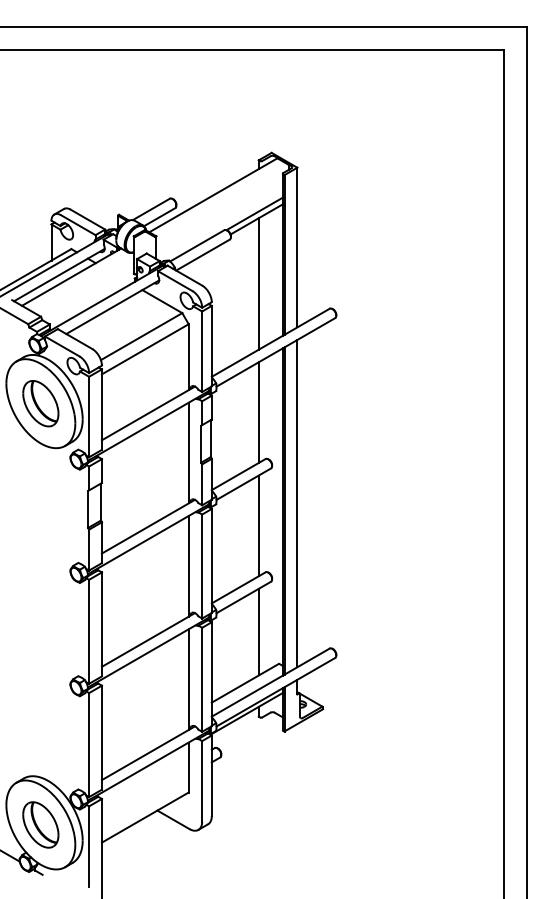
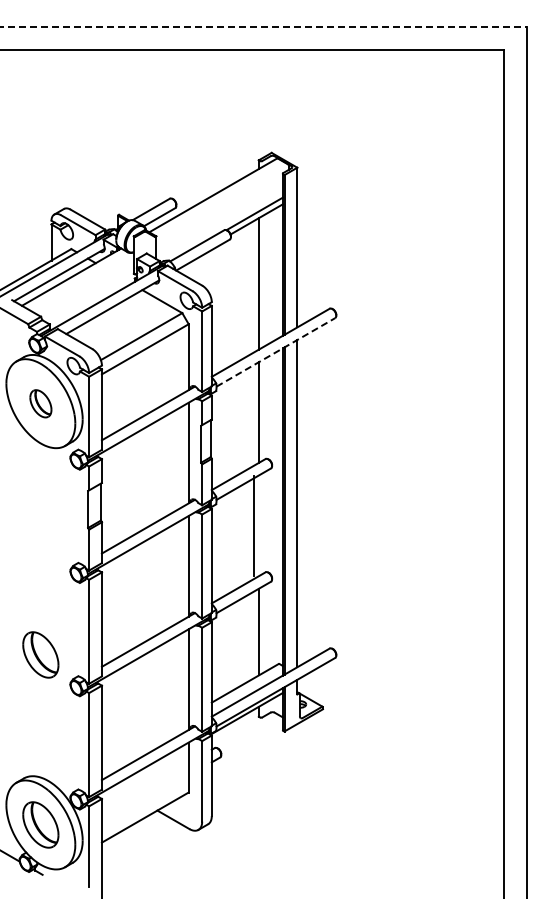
line: solid -> dashed (263, 26)
line: solid -> dashed (276, 352)
part size: 38x48 px -> 24x30 px (40, 403)
line position: (258, 525) -> (253, 525) (253, 525)
part: none -> present (40, 654)
